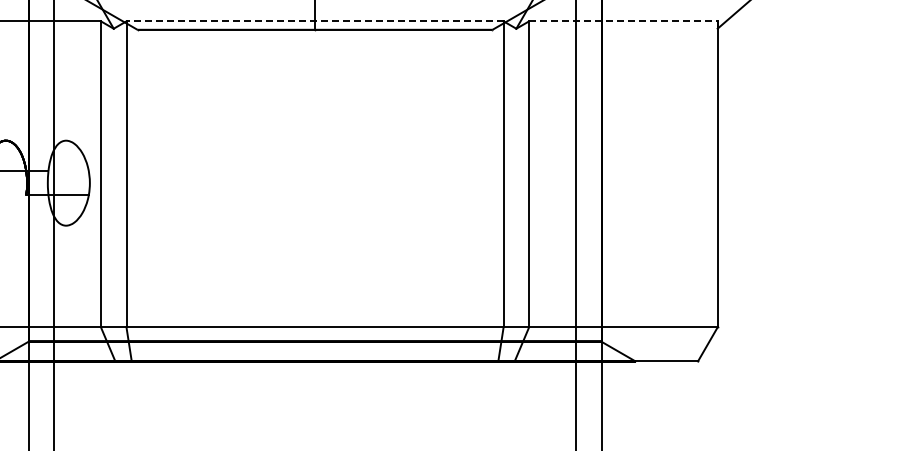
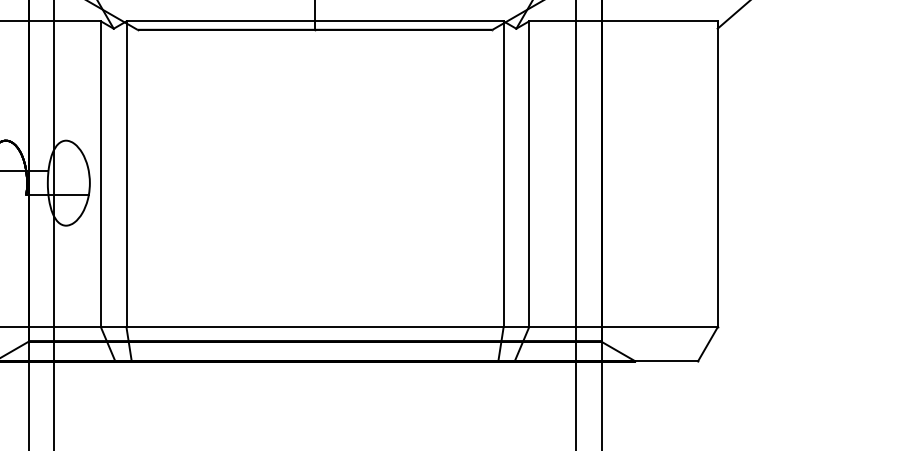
line: dashed -> solid (315, 21)
line: dashed -> solid (623, 21)
